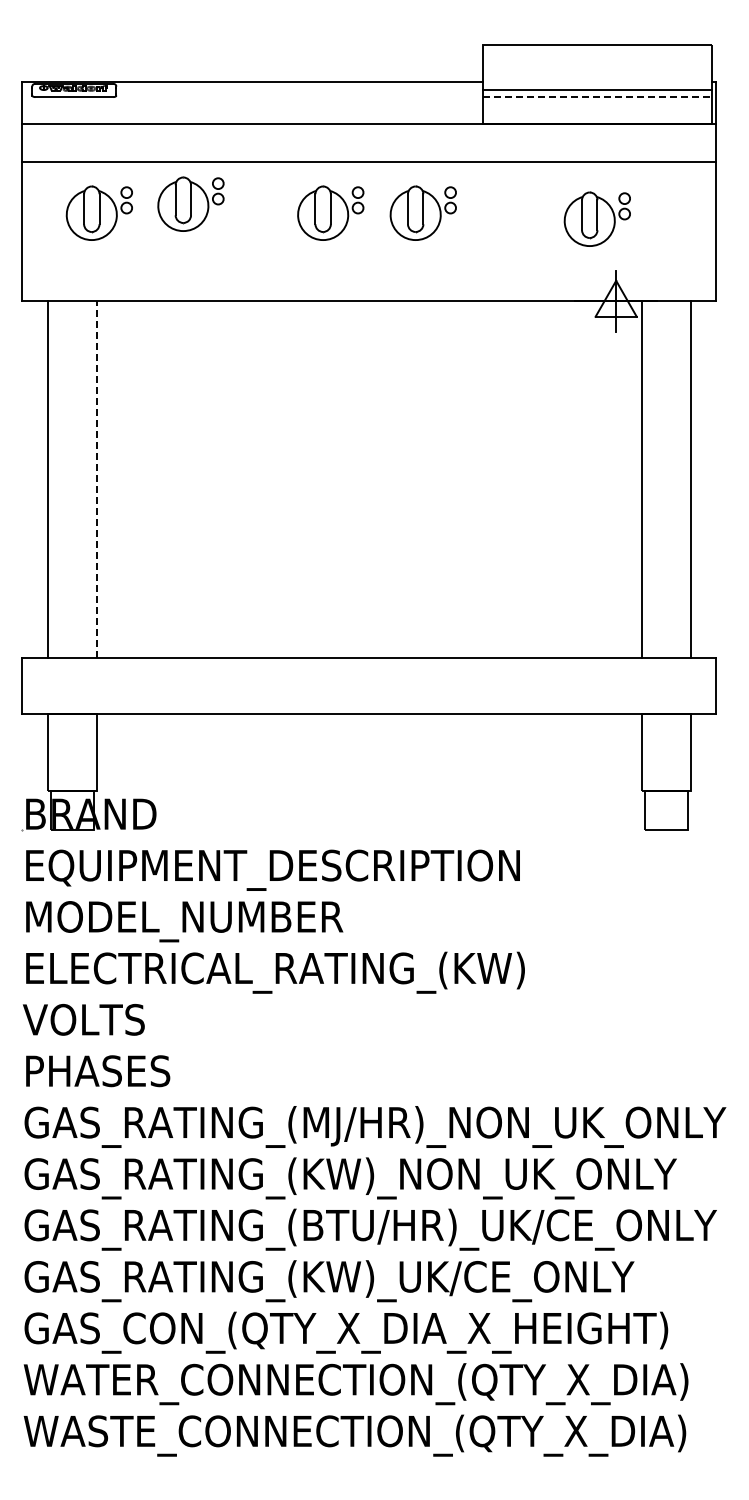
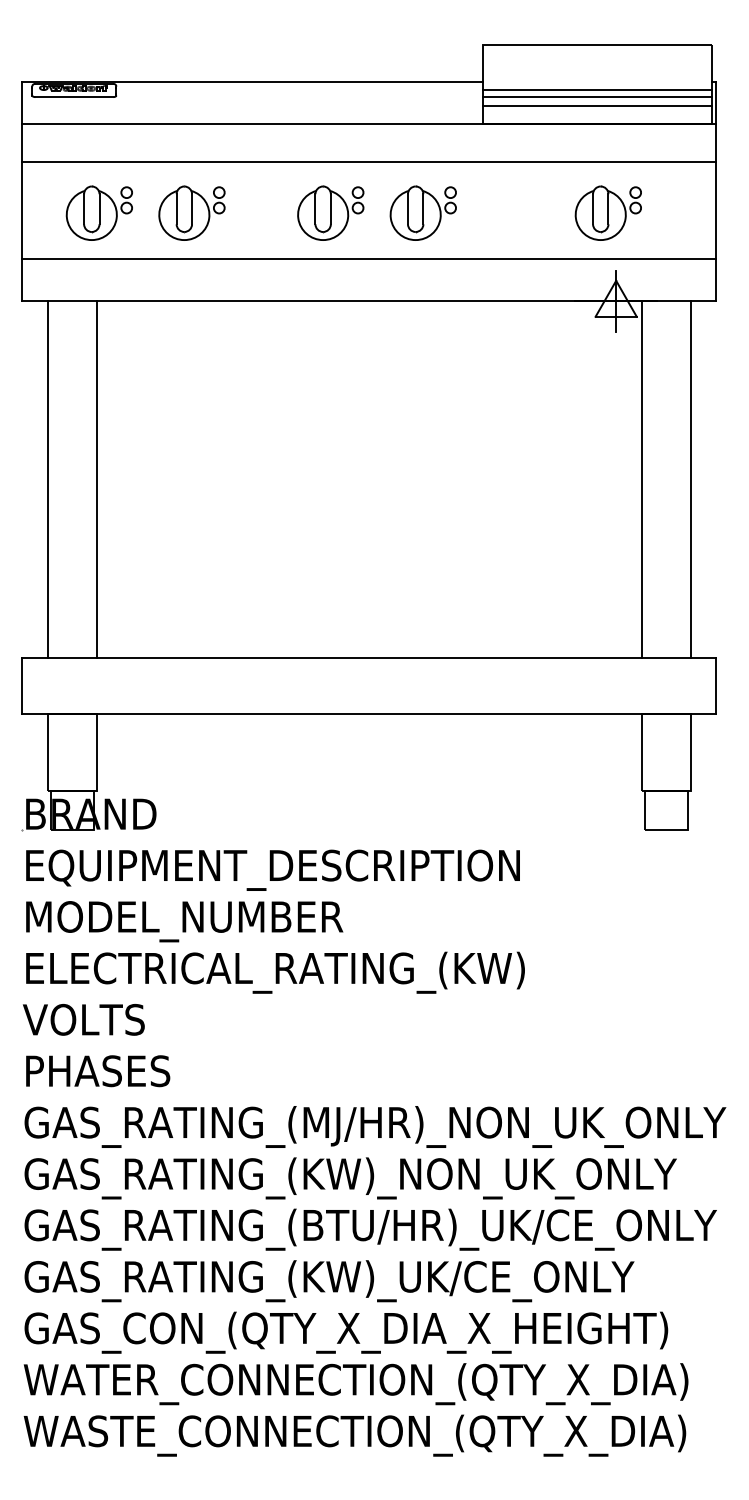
line: dashed -> solid (597, 97)
line: none -> present (597, 106)
part position: (190, 203) -> (191, 212) (191, 212)
part position: (596, 218) -> (607, 212) (607, 212)
line: none -> present (369, 258)
line: dashed -> solid (97, 479)
